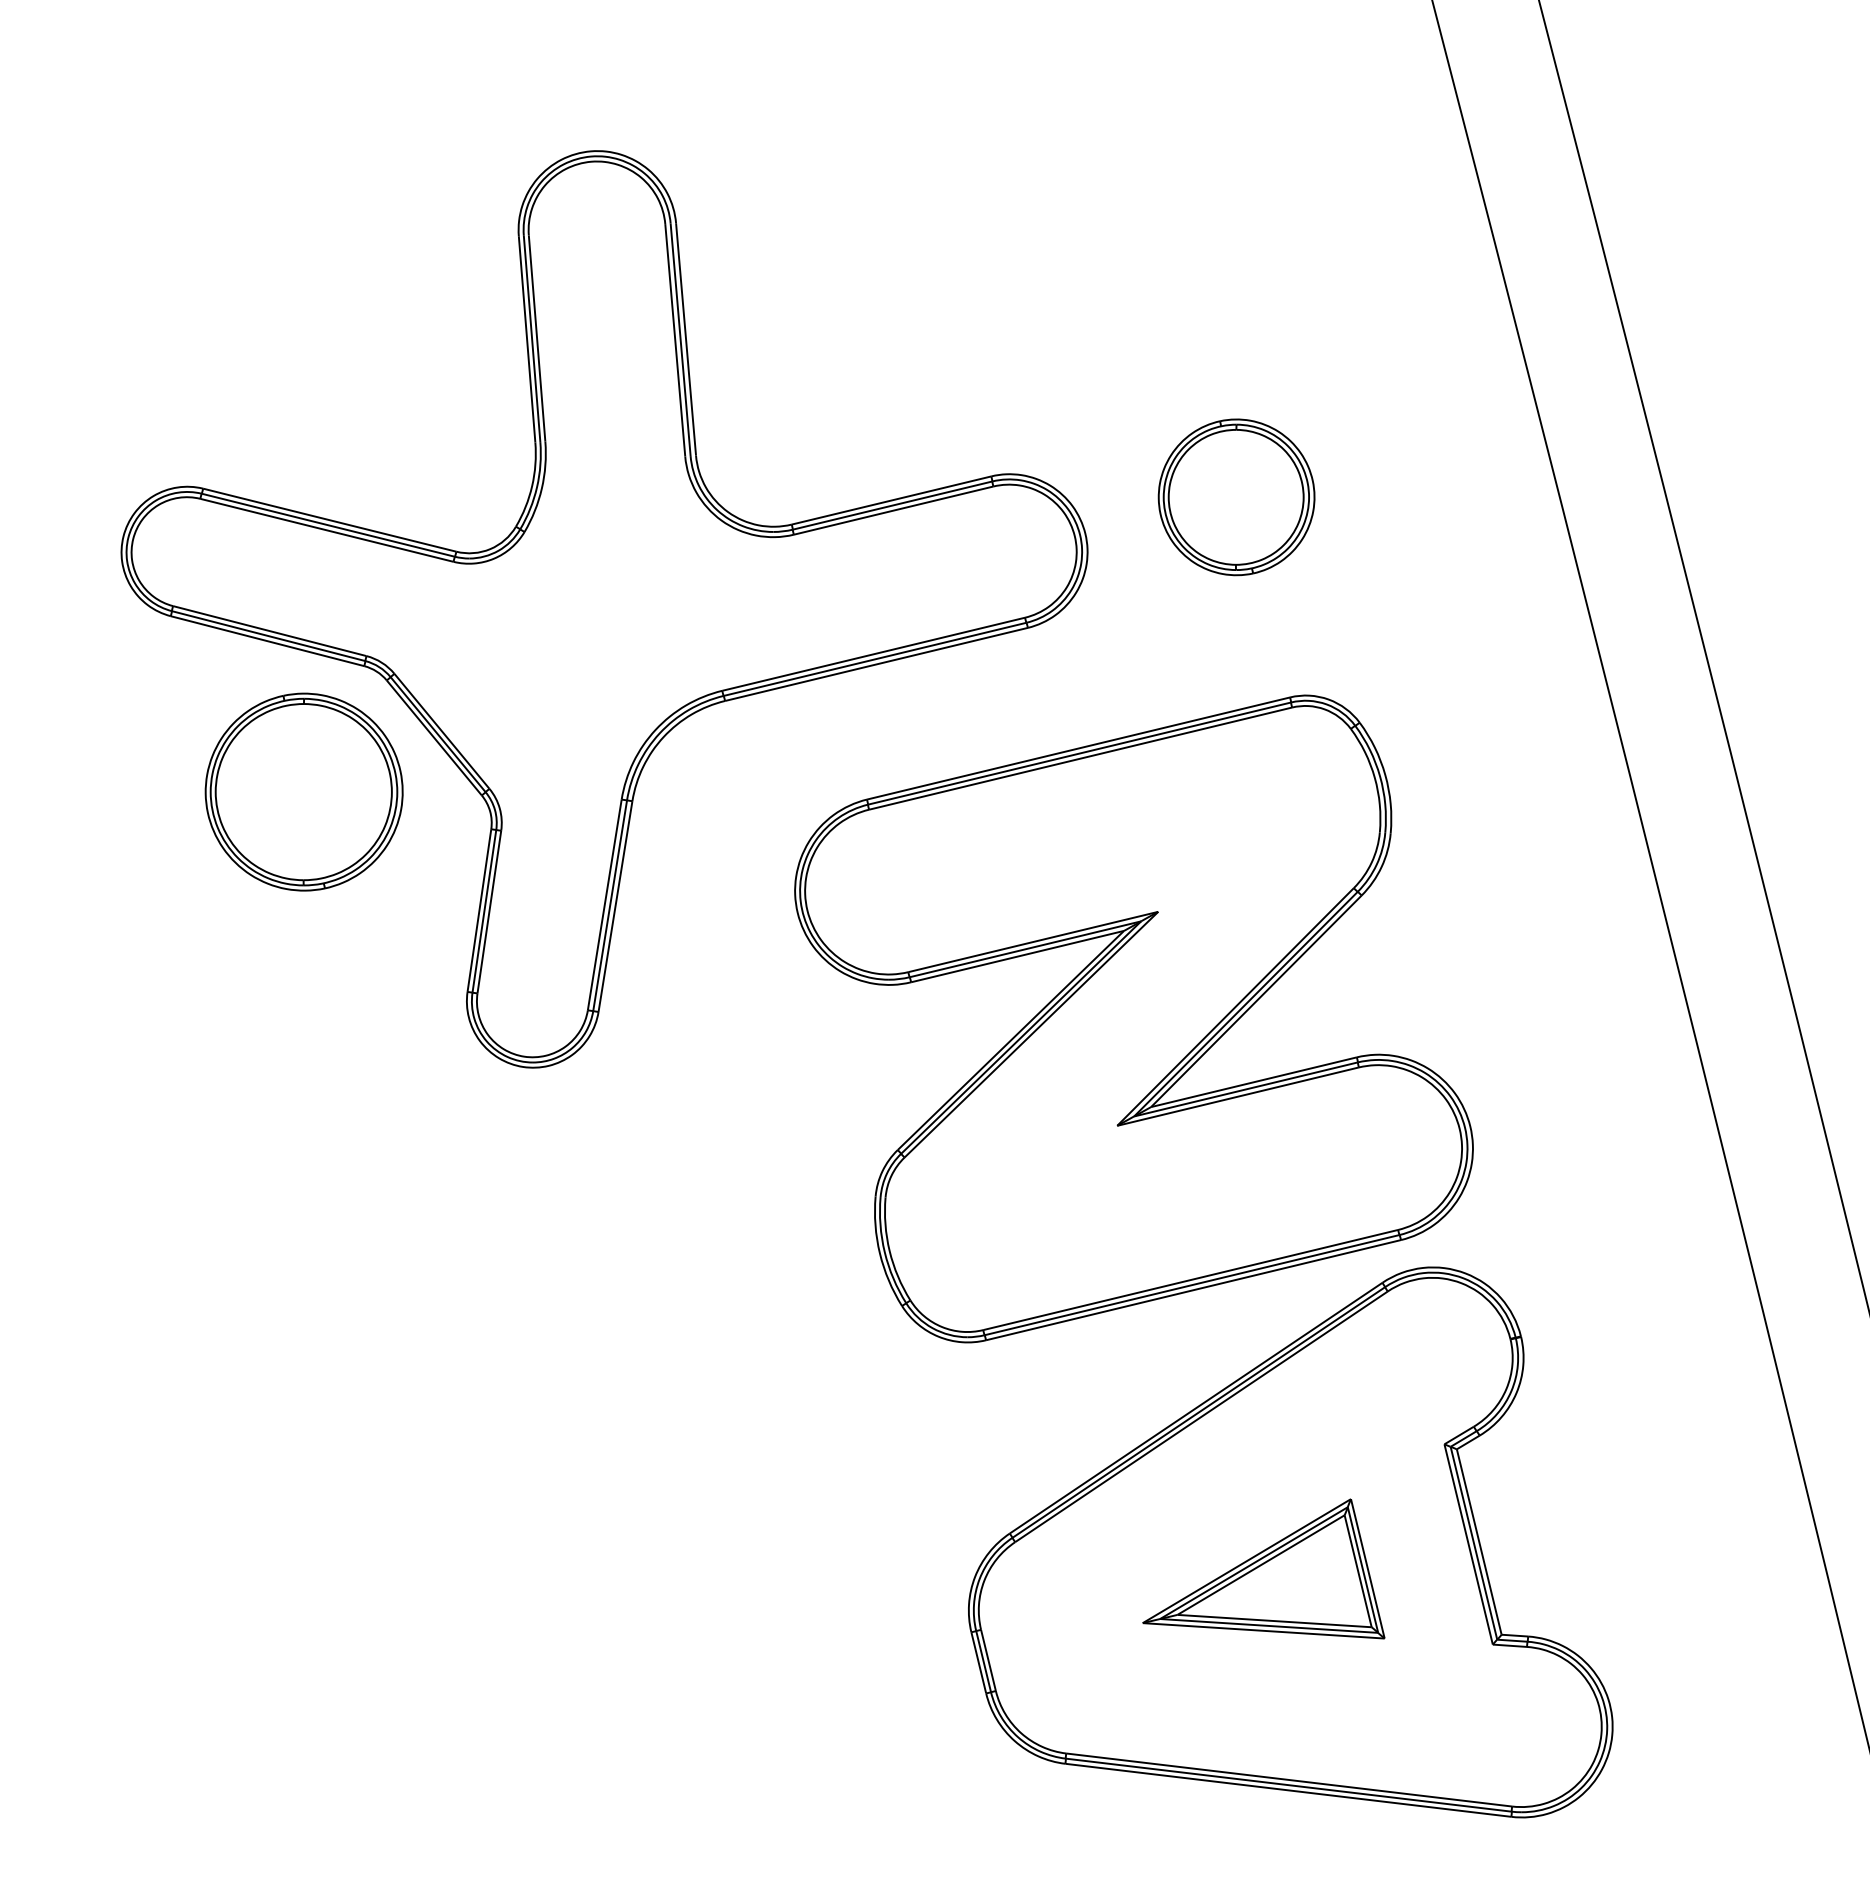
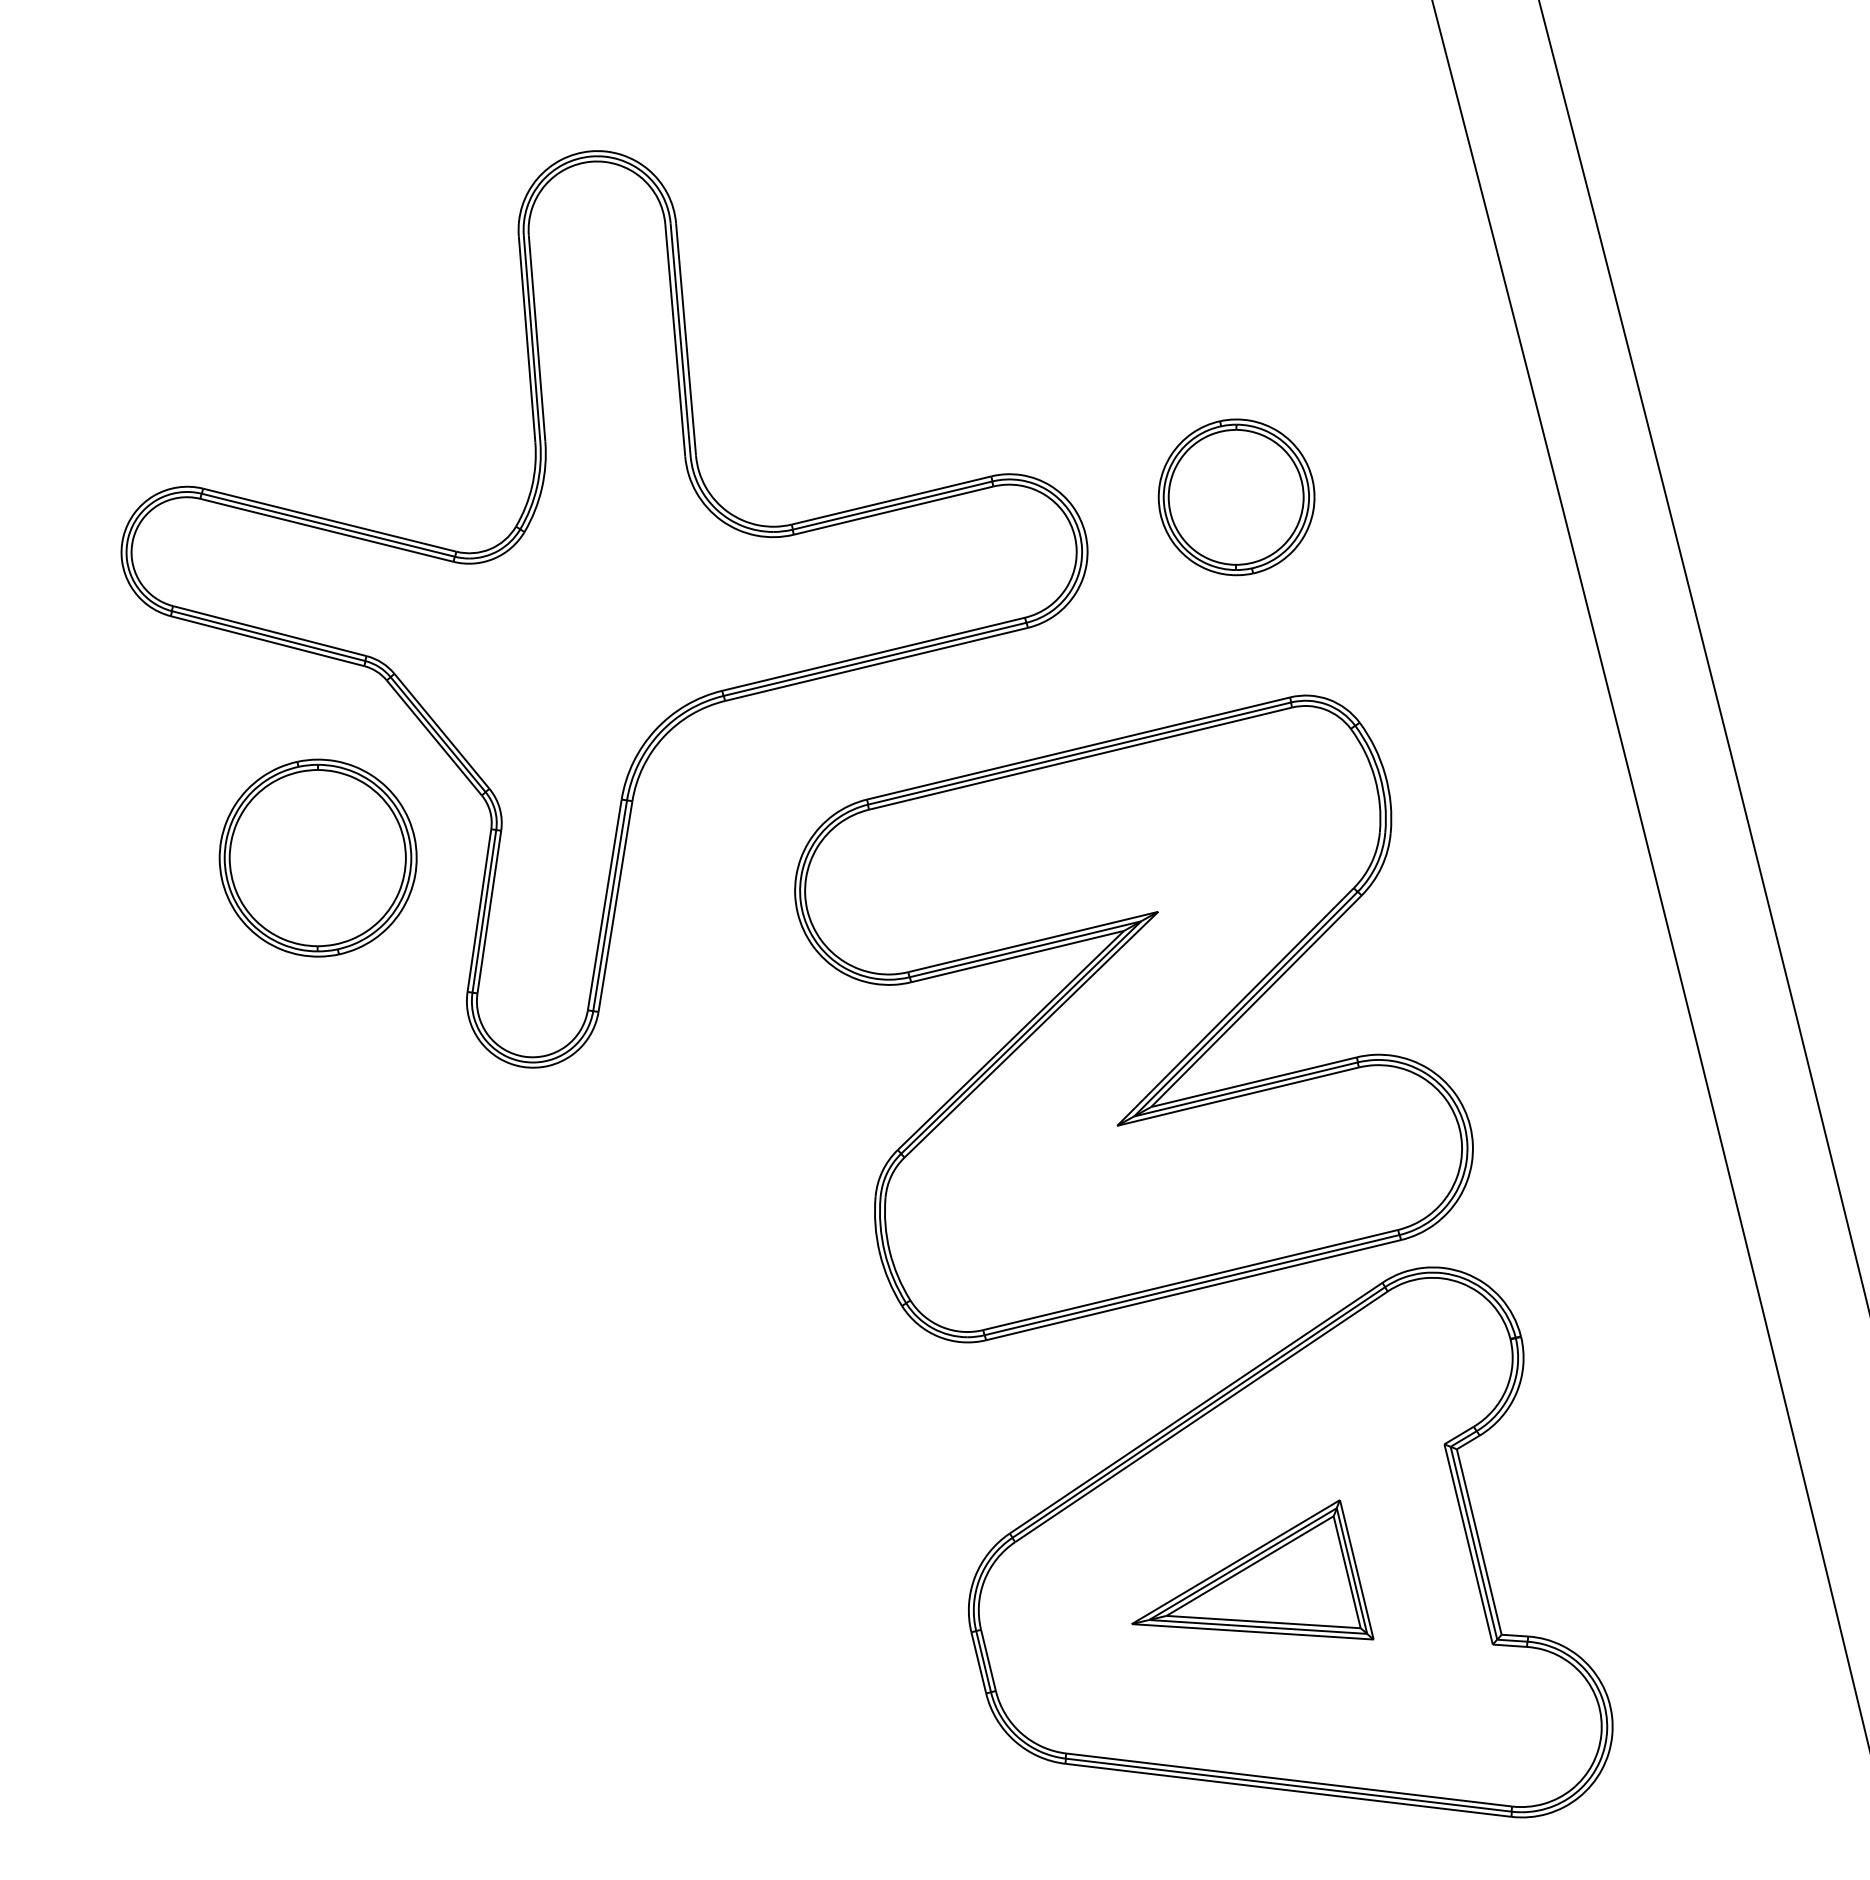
part position: (303, 791) -> (317, 857) (317, 857)
part position: (1263, 1568) -> (1252, 1569) (1252, 1569)
